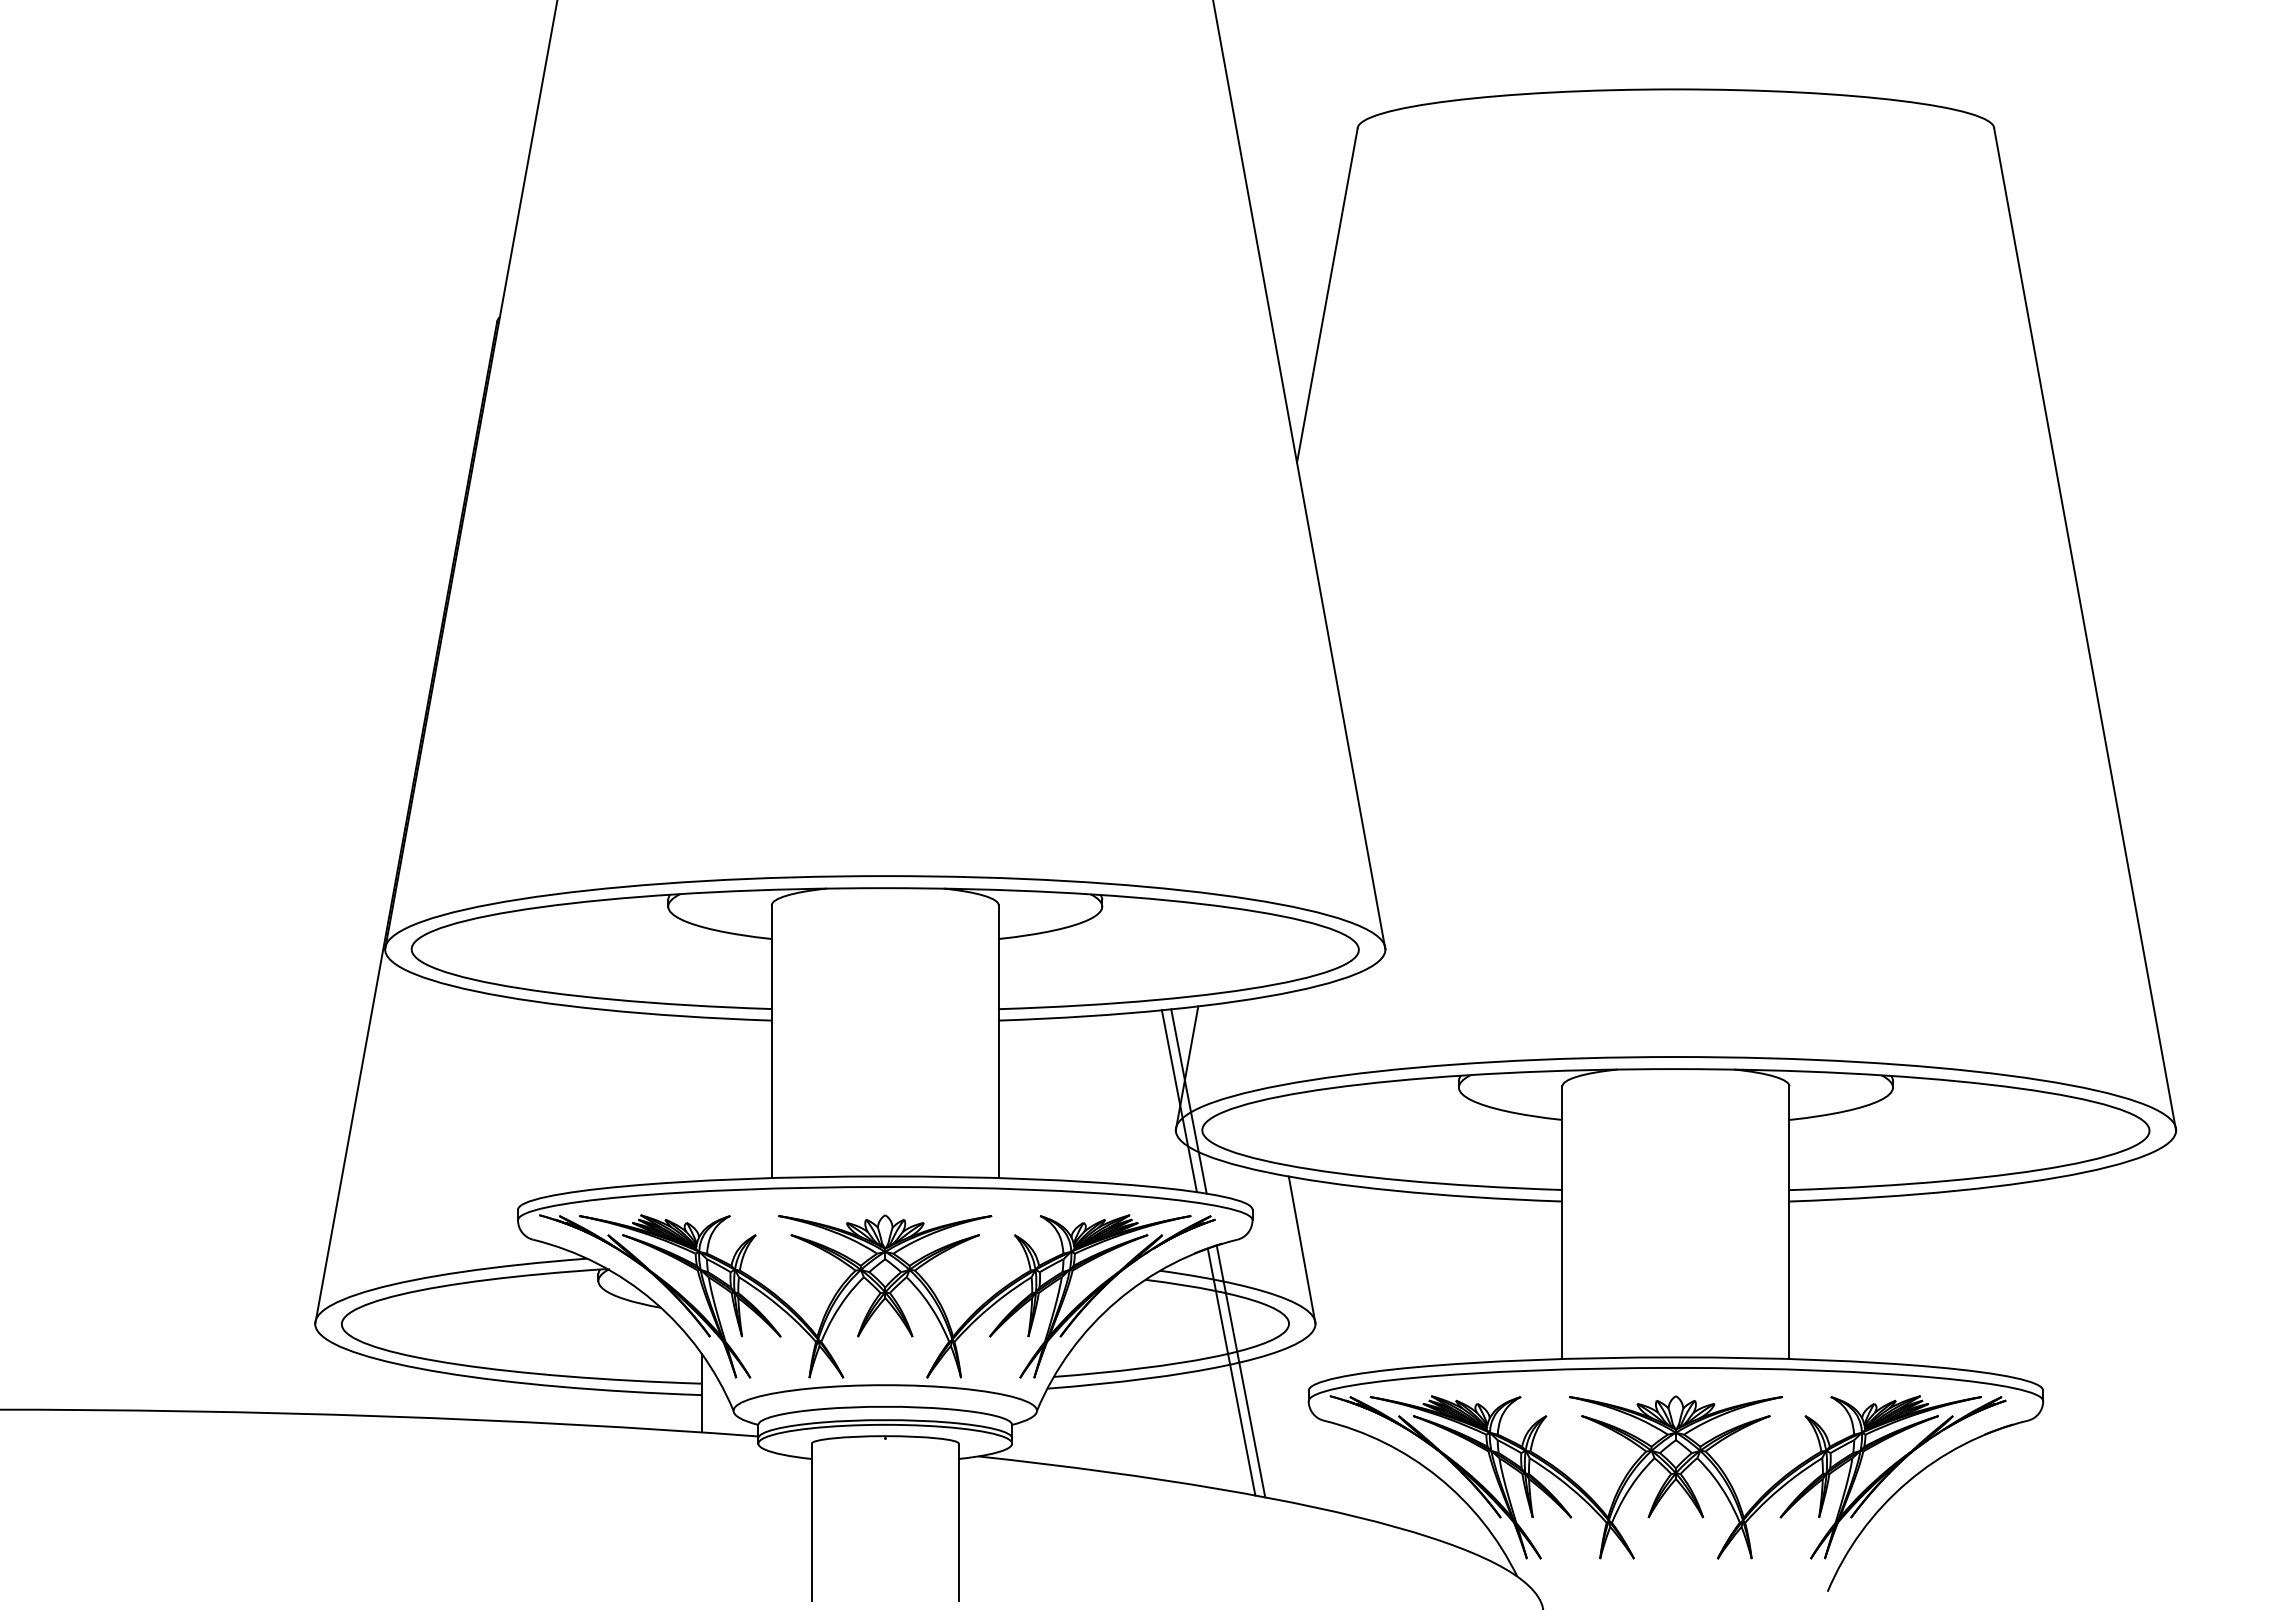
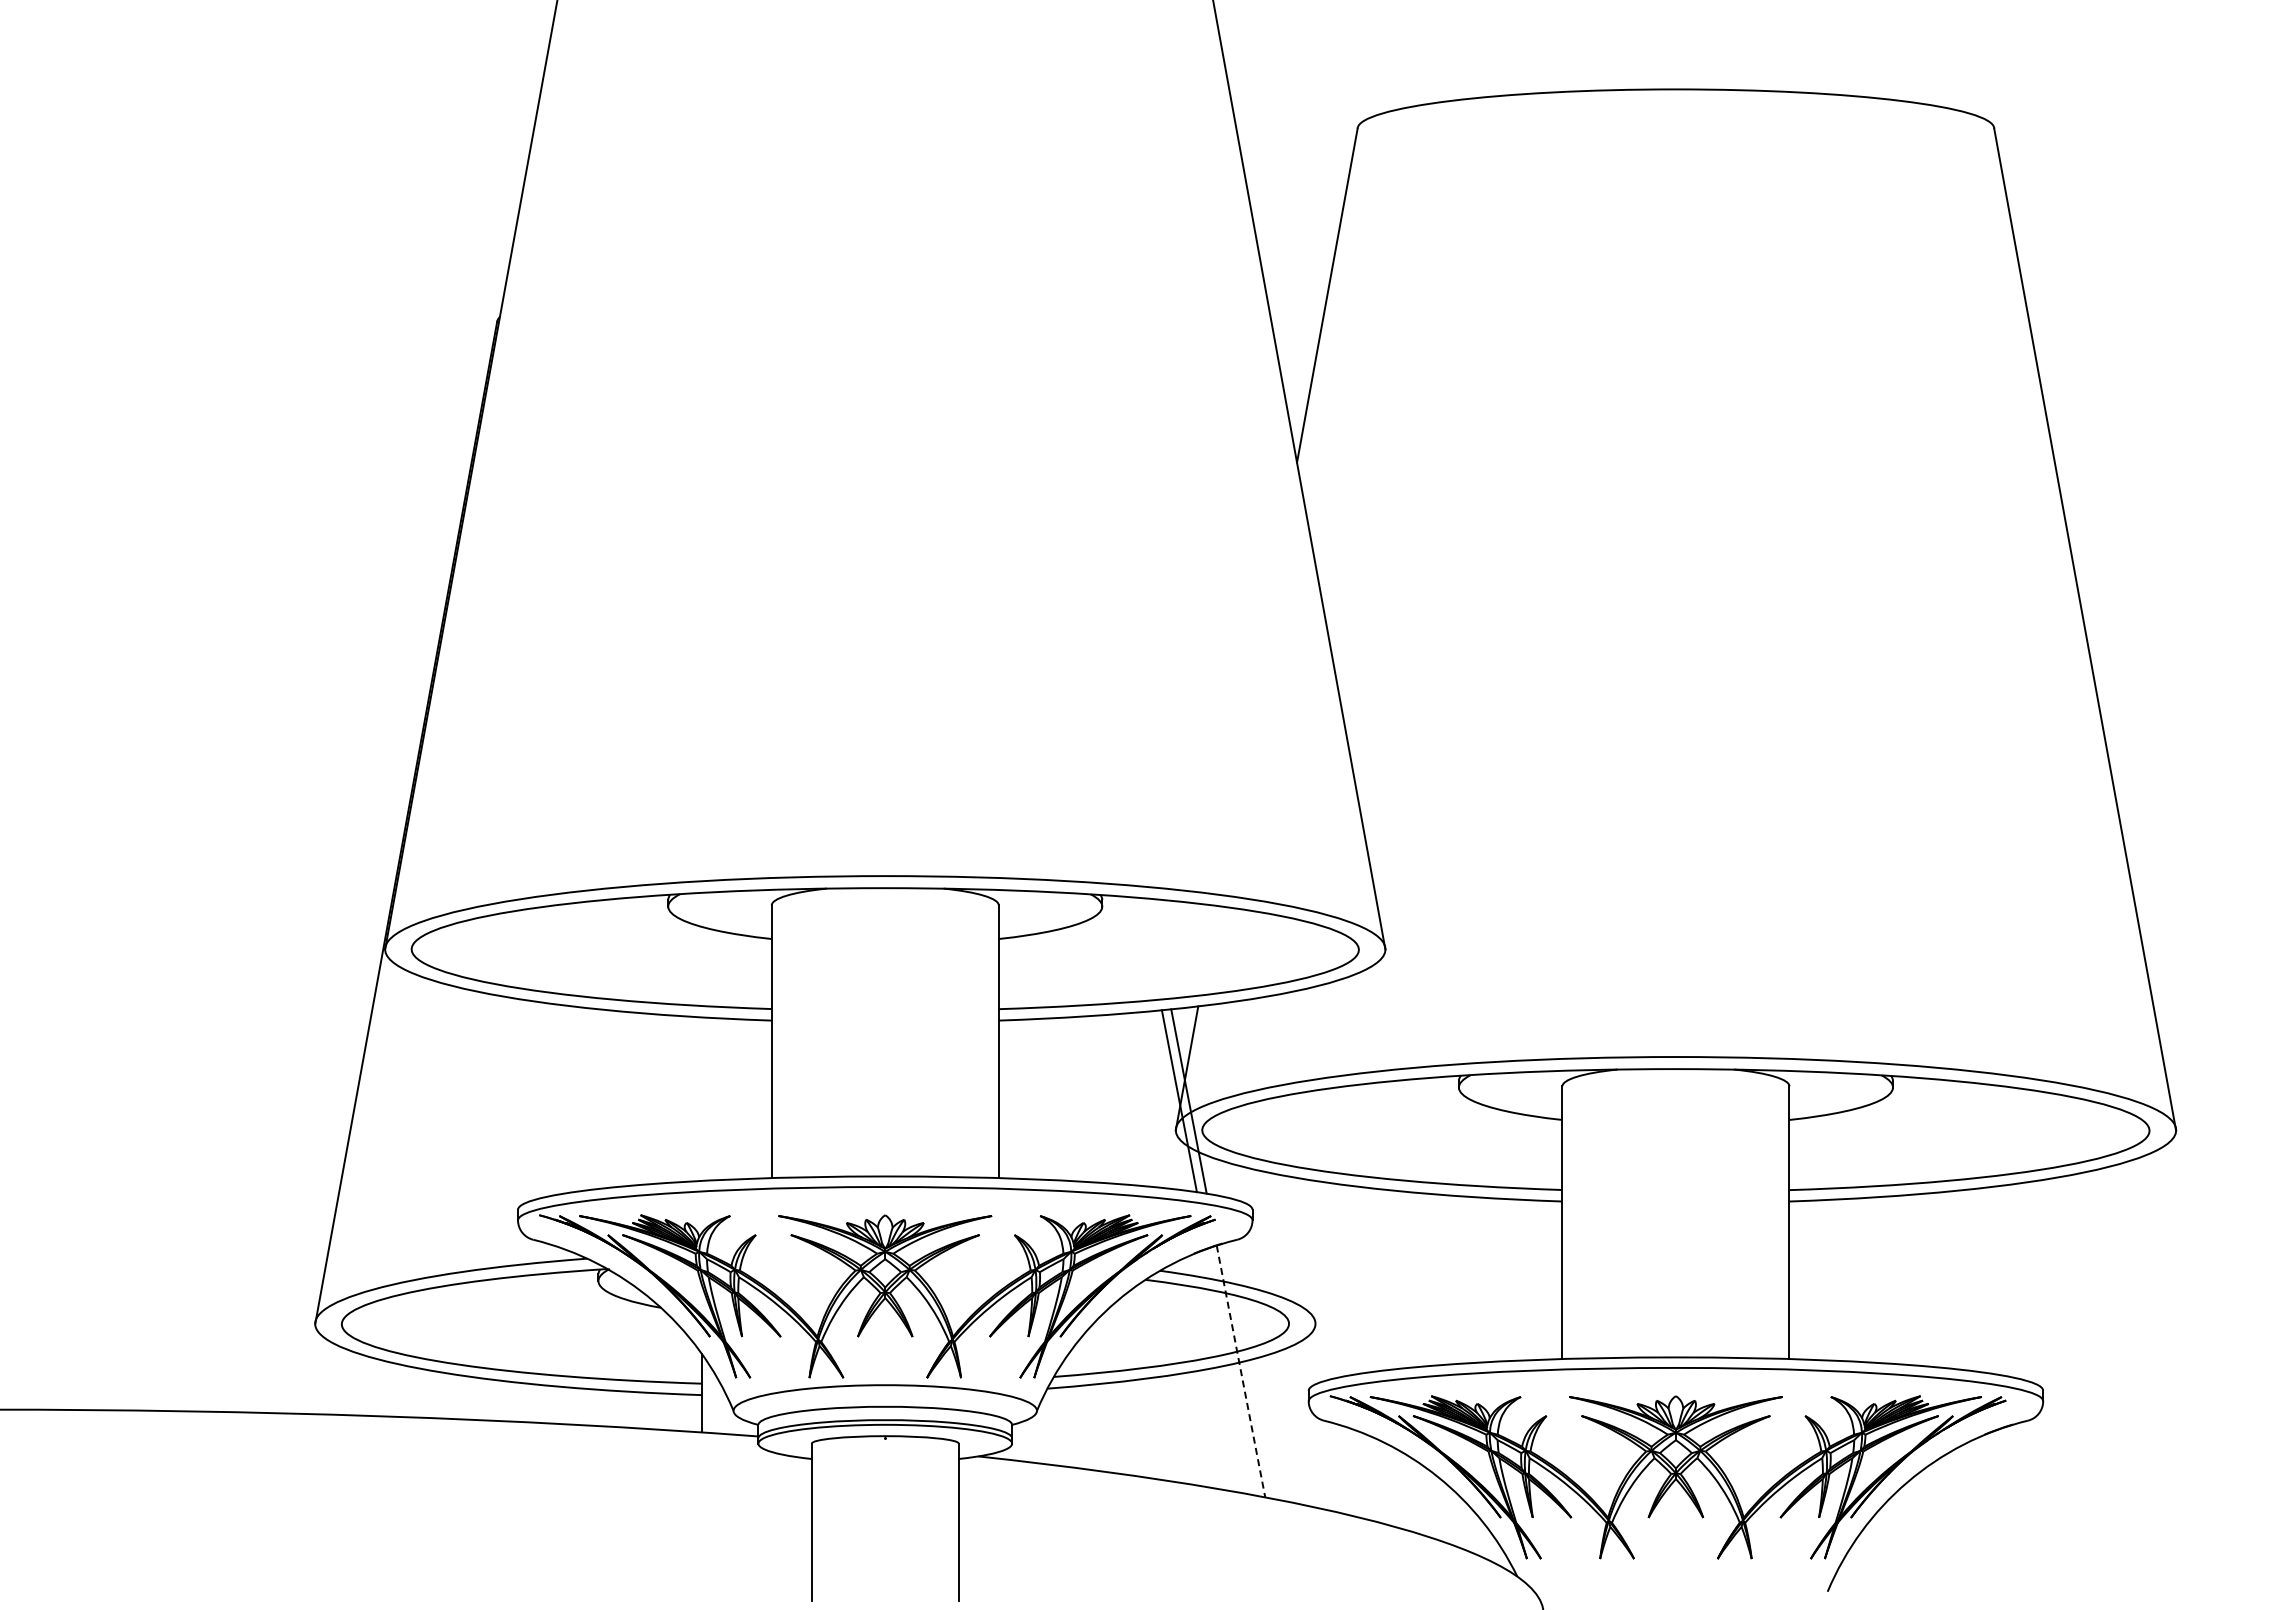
line: present -> none (1301, 1249)
line: present -> none (1231, 1371)
line: solid -> dashed (1241, 1371)
